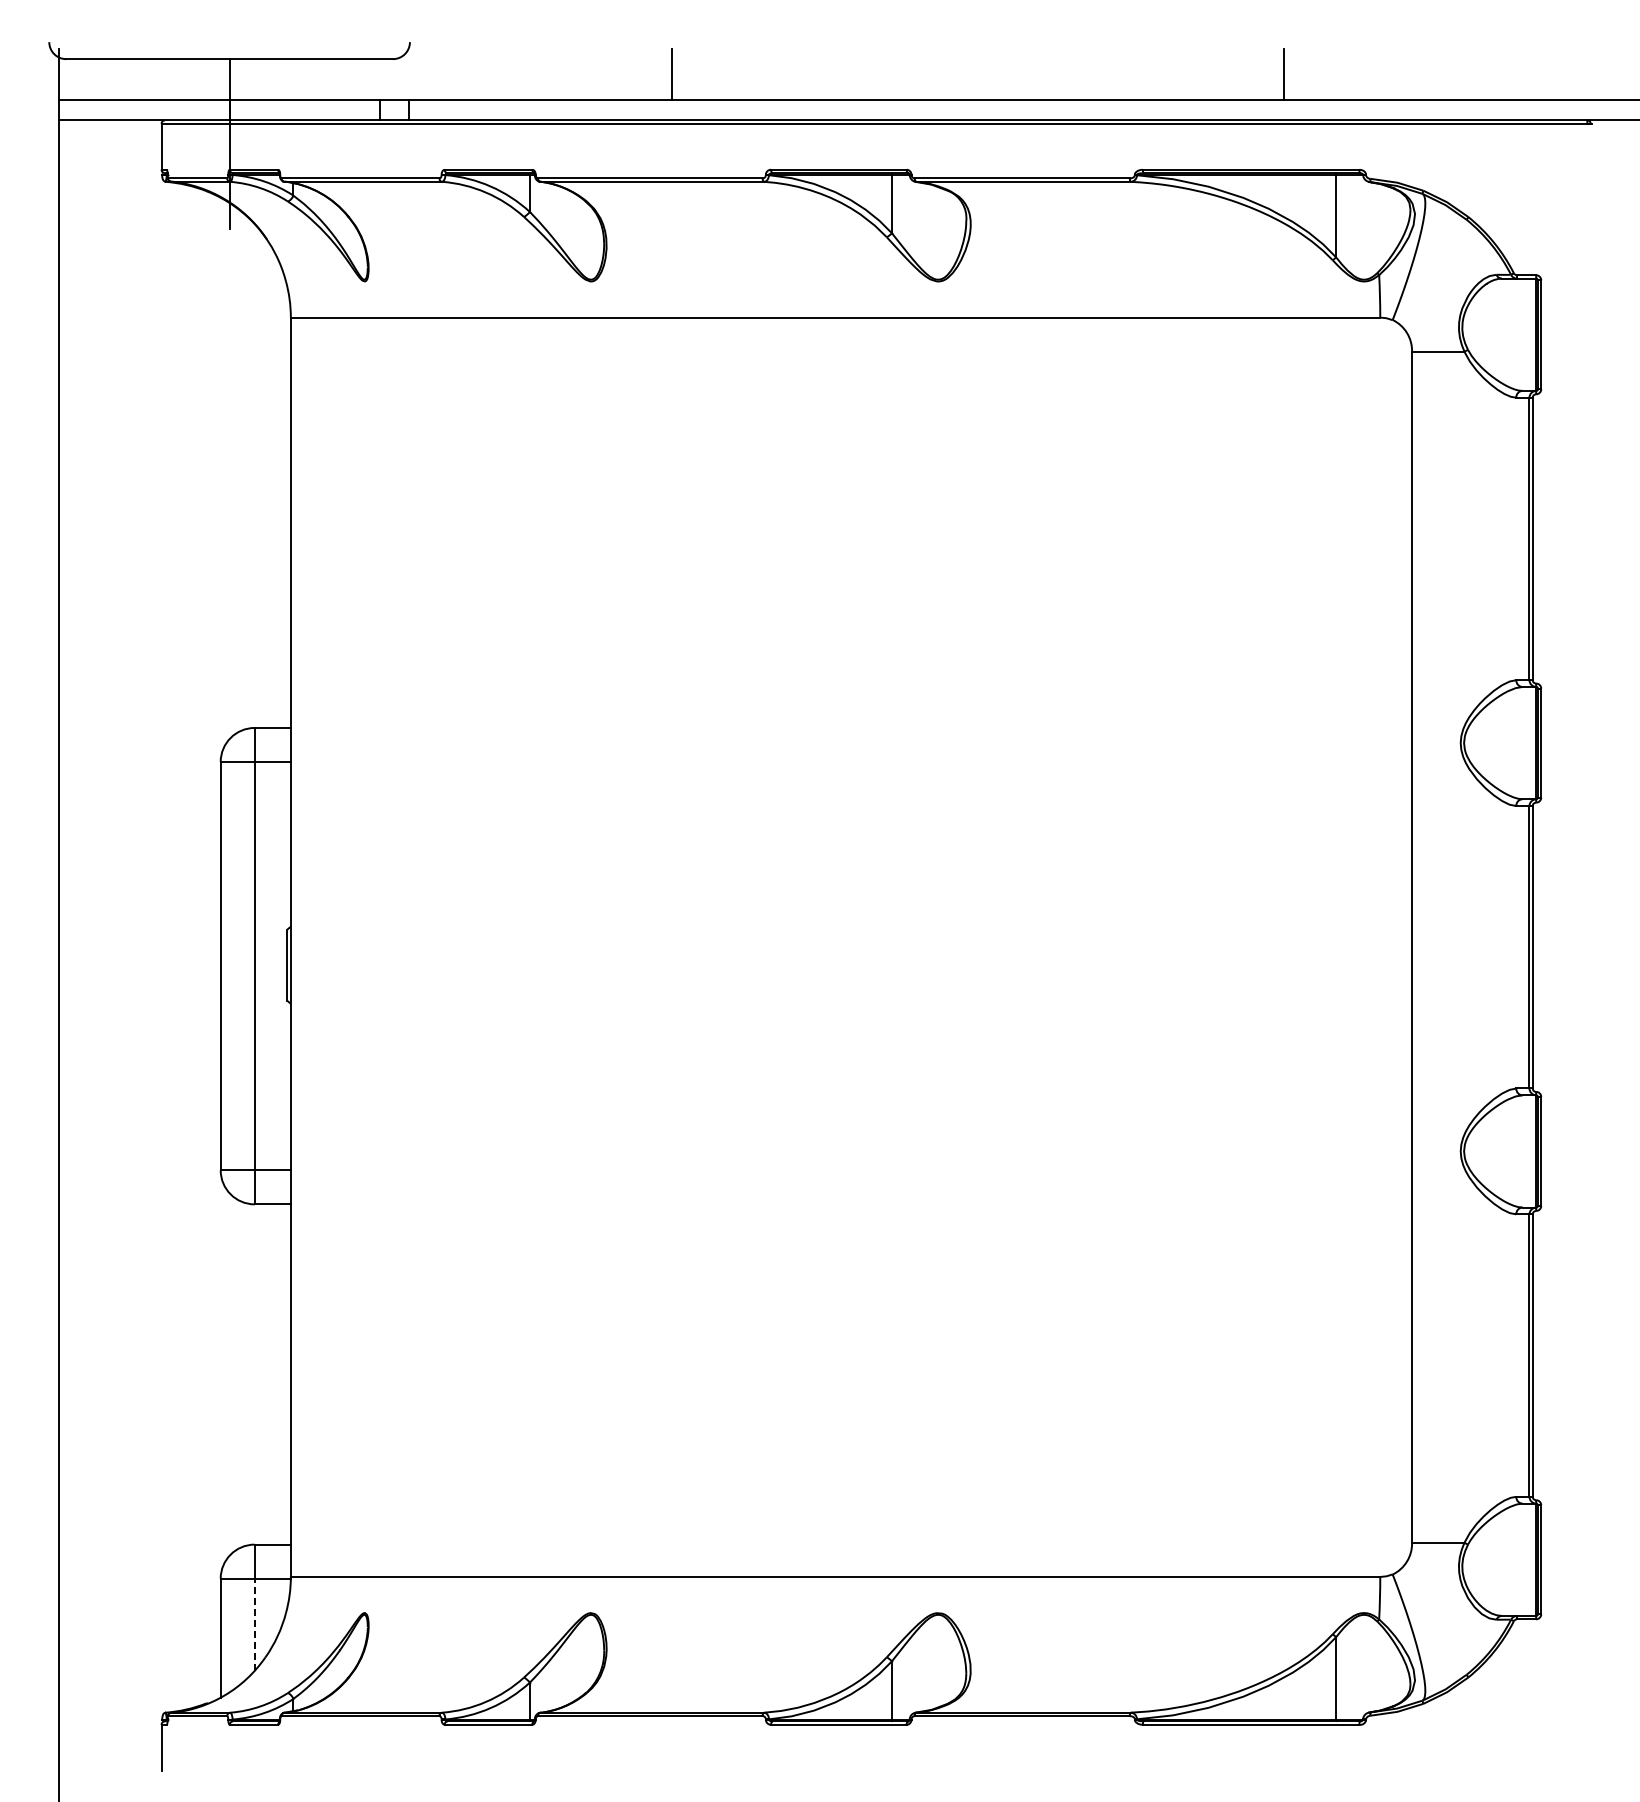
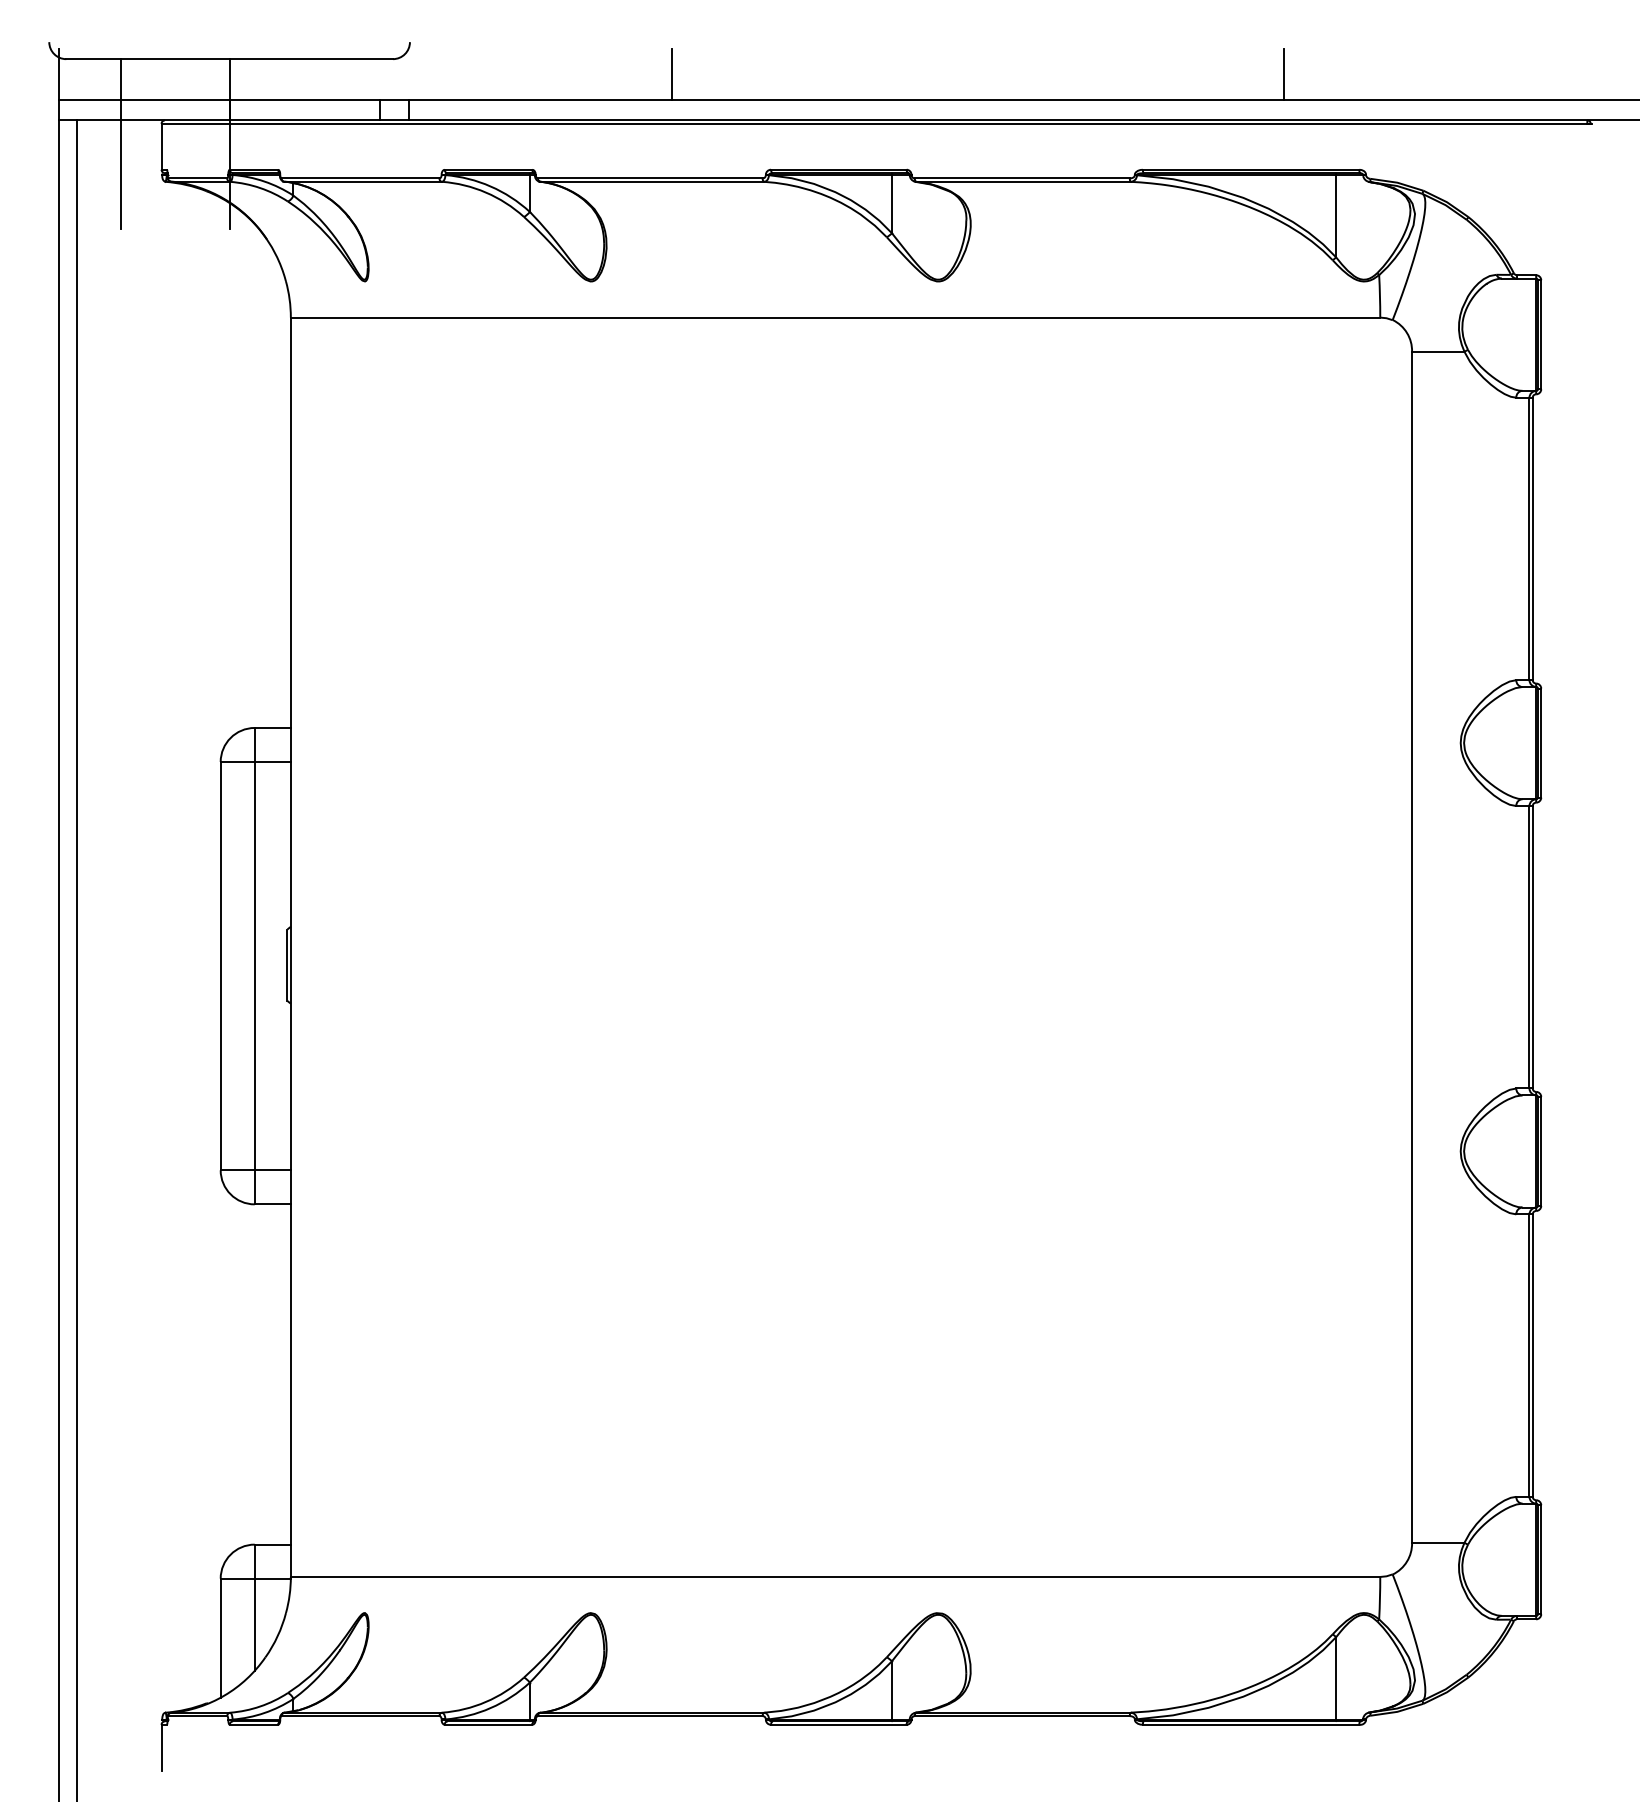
line: none -> present (120, 144)
line: none -> present (76, 959)
line: dashed -> solid (254, 1624)
